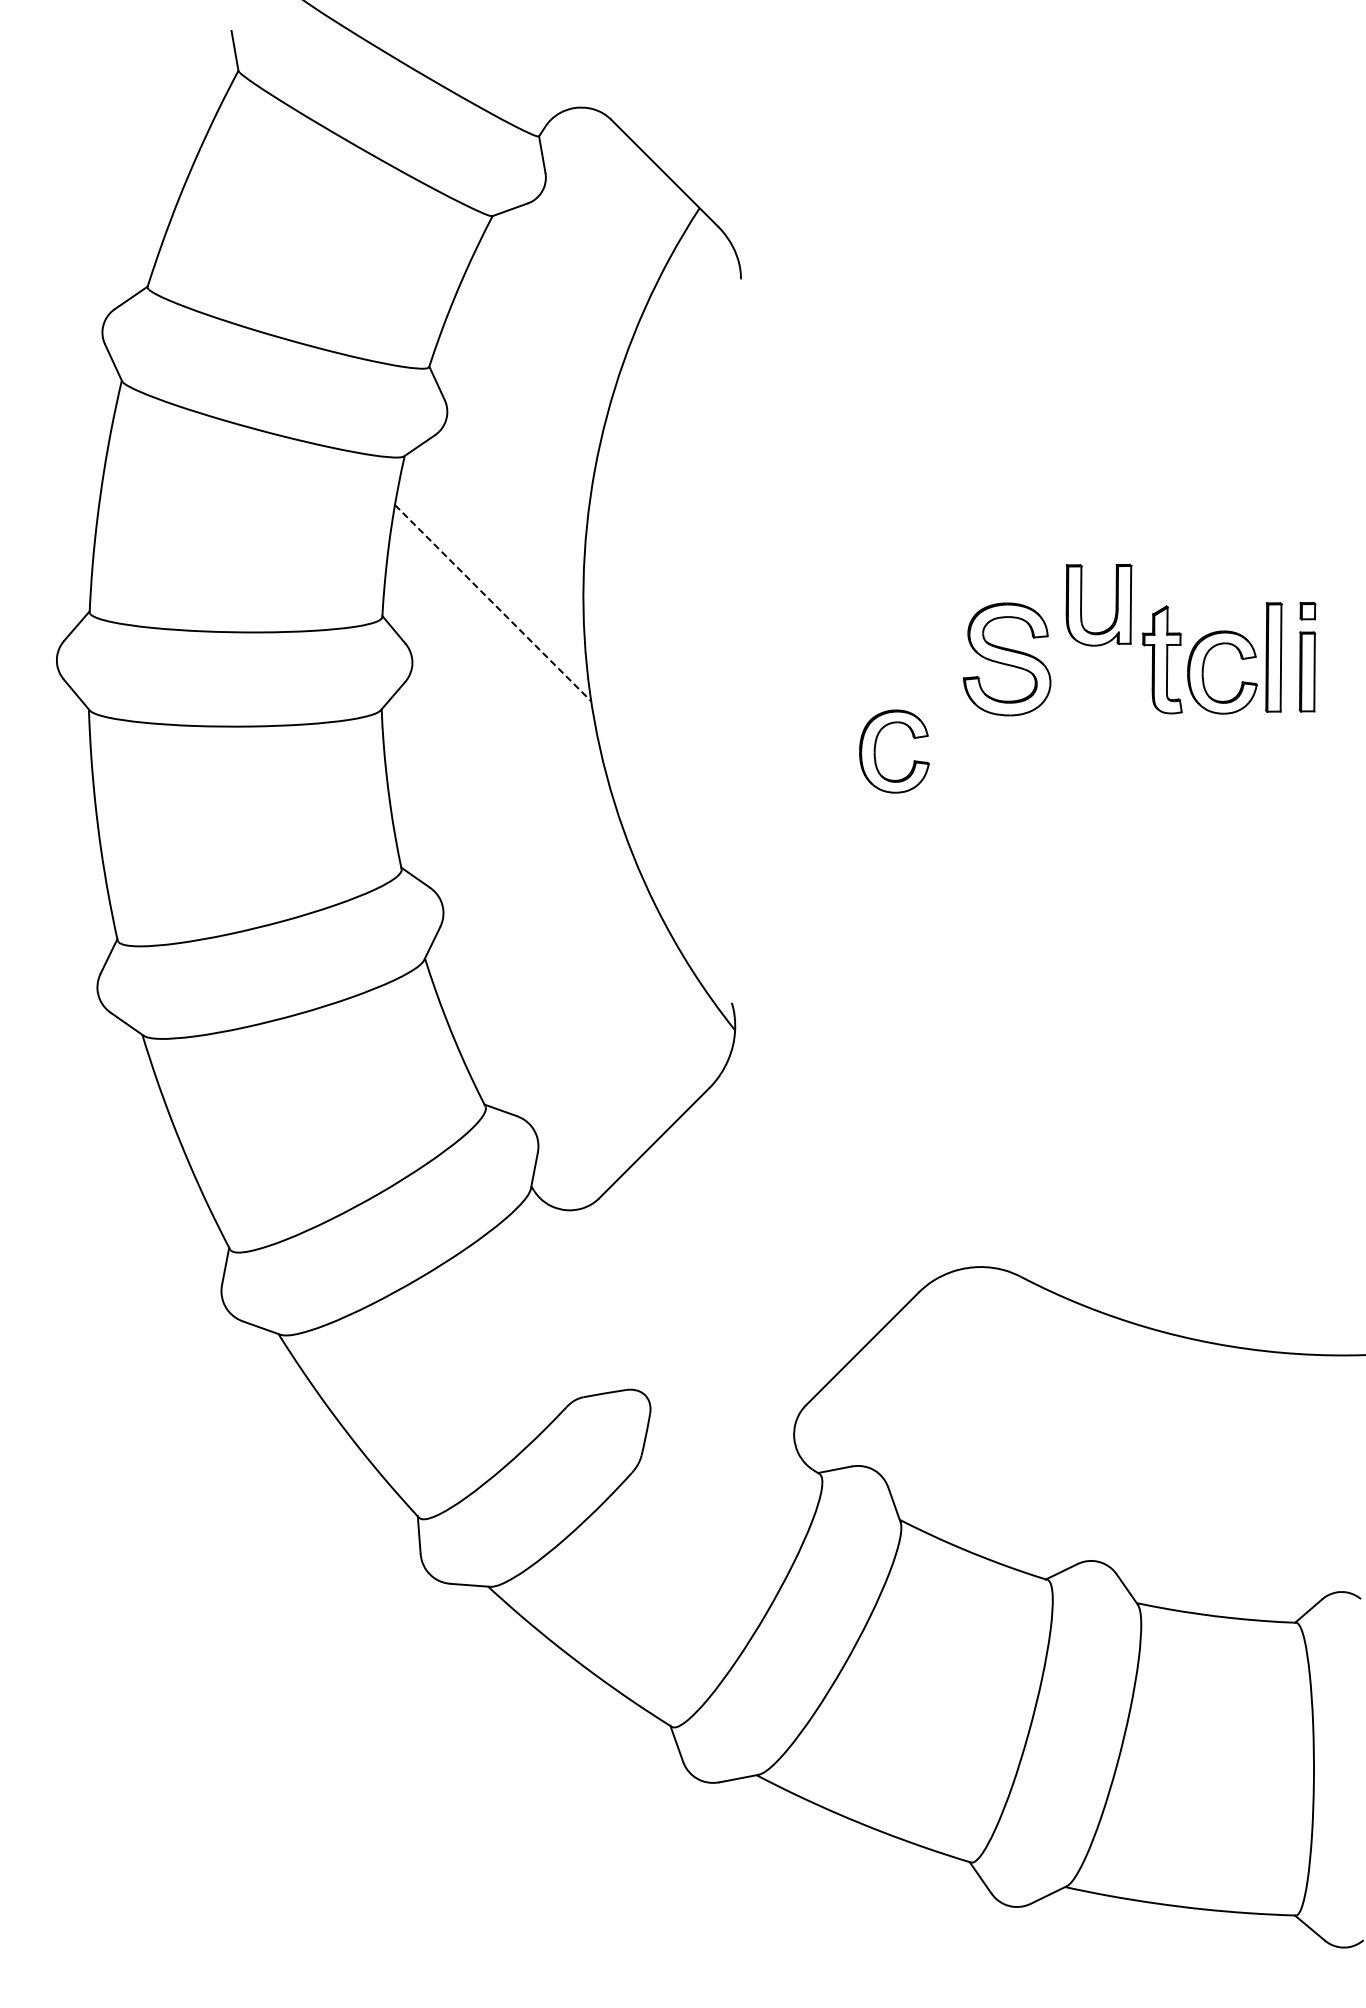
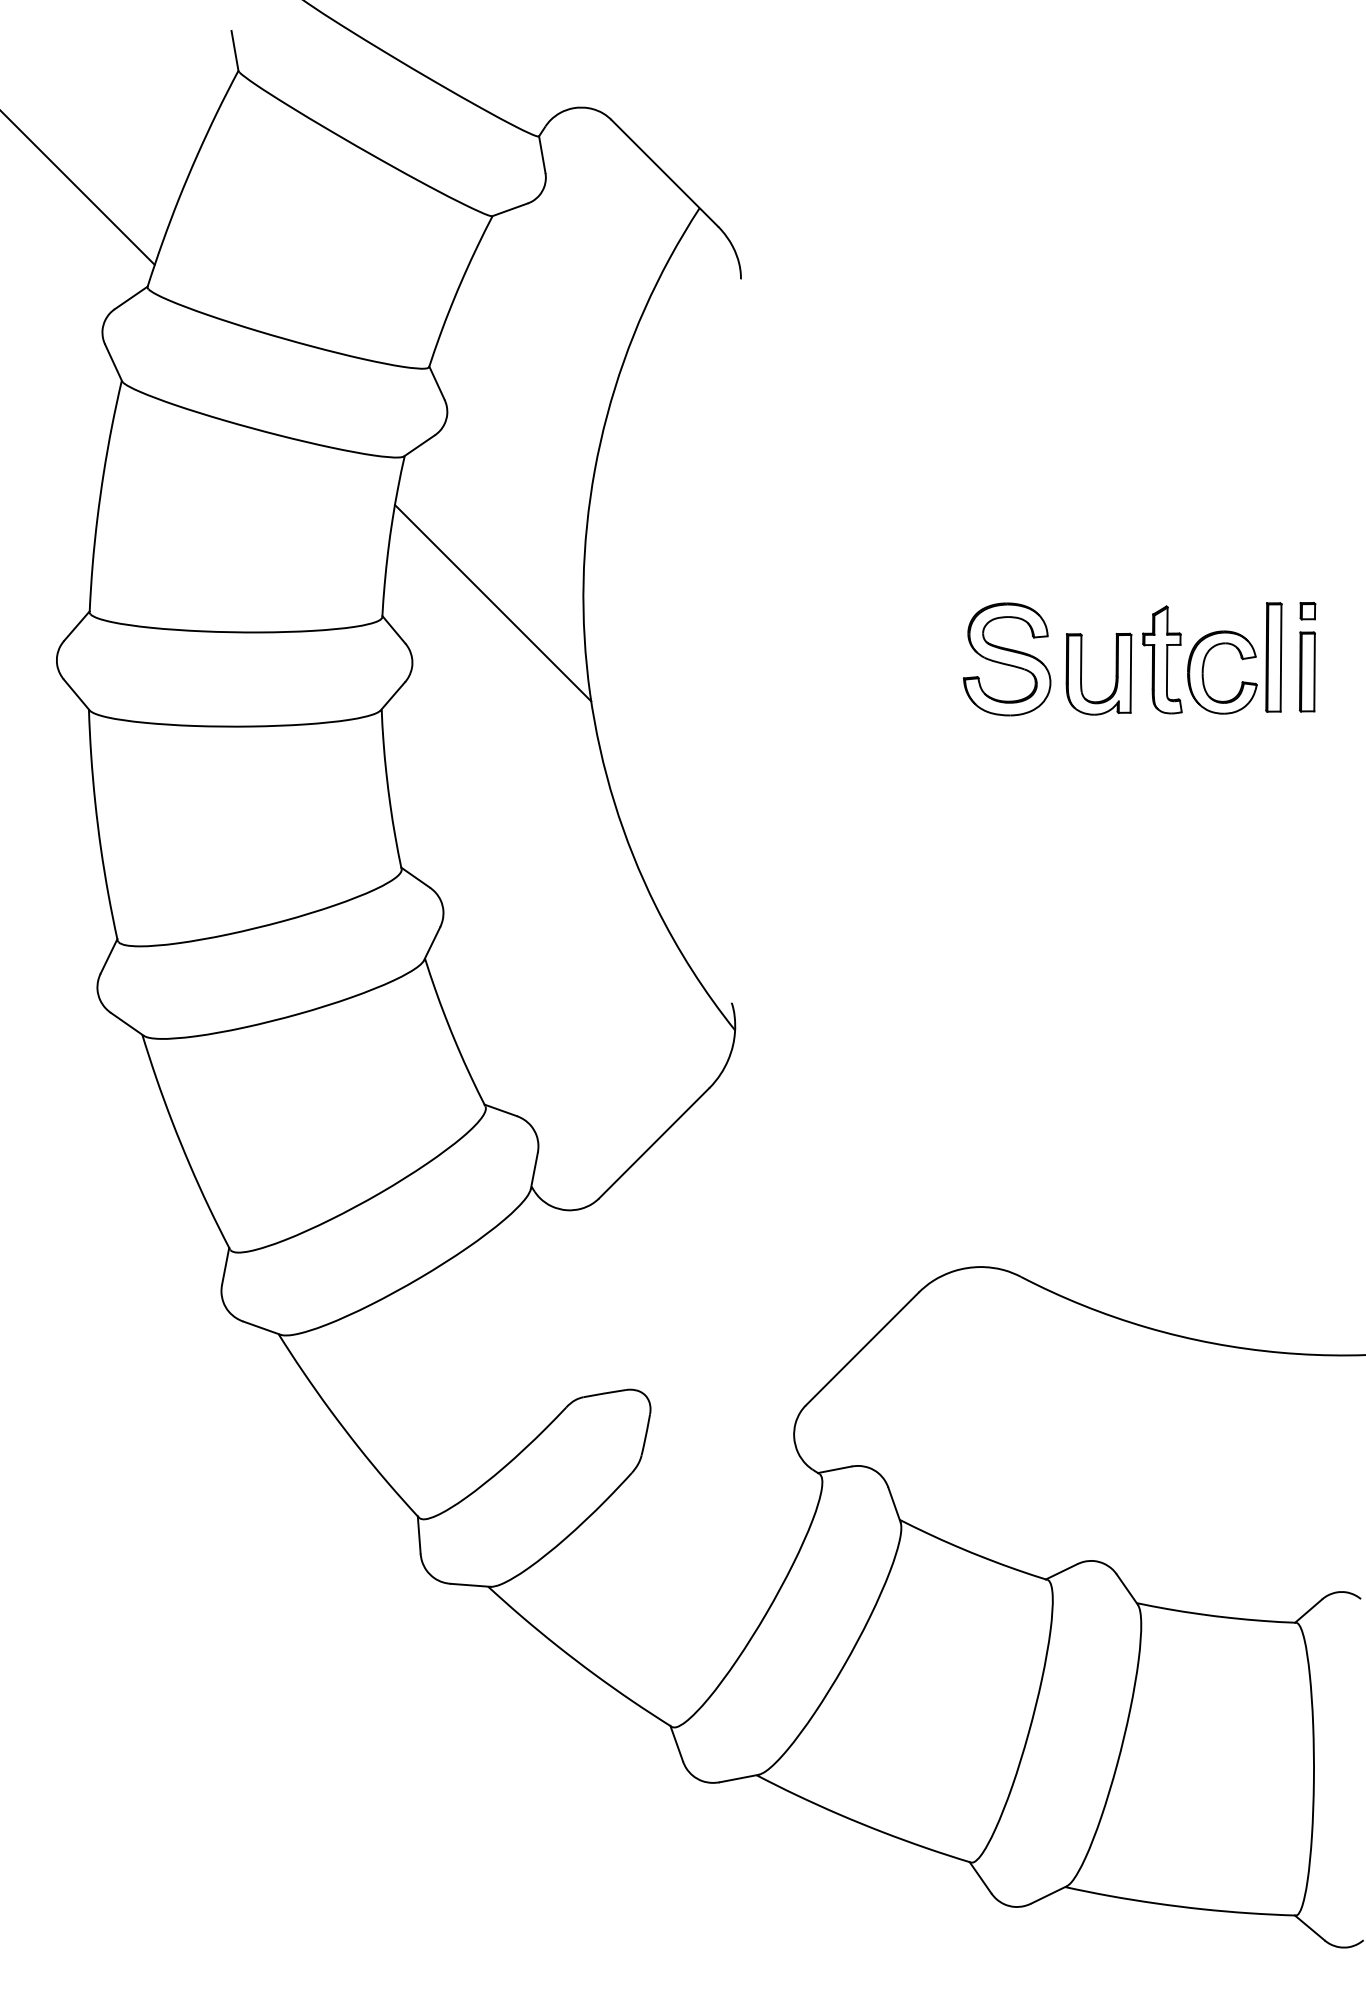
line: none -> present (78, 188)
line: dashed -> solid (493, 603)
part position: (1081, 604) -> (1081, 673) (1081, 673)
part: present -> none (876, 745)
